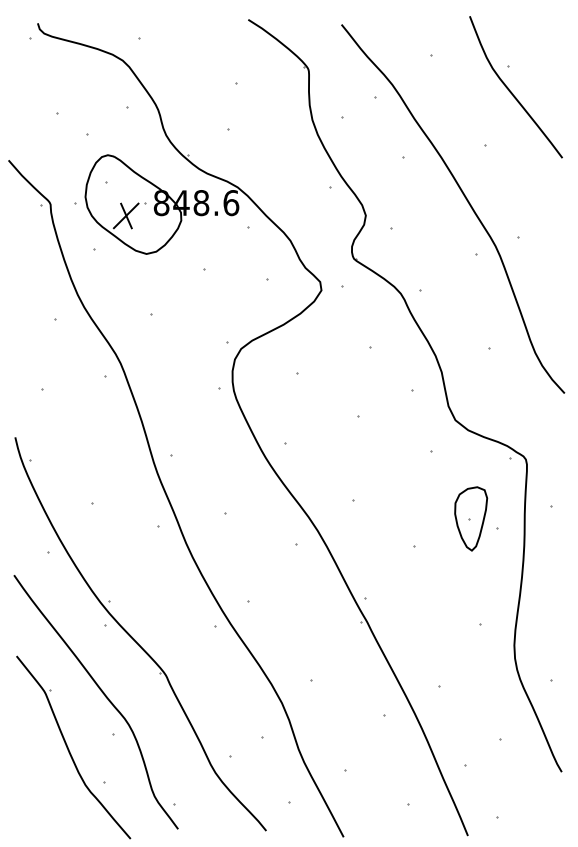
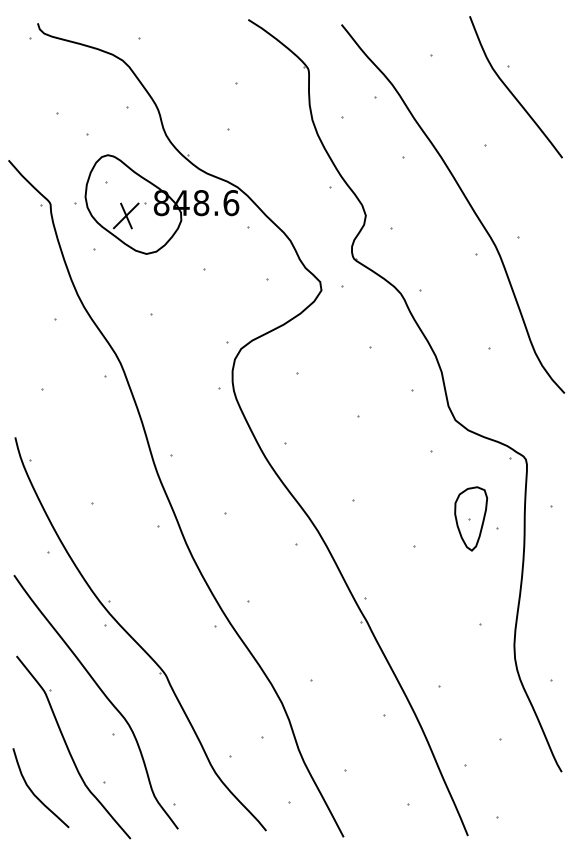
curve: none -> present (34, 793)
